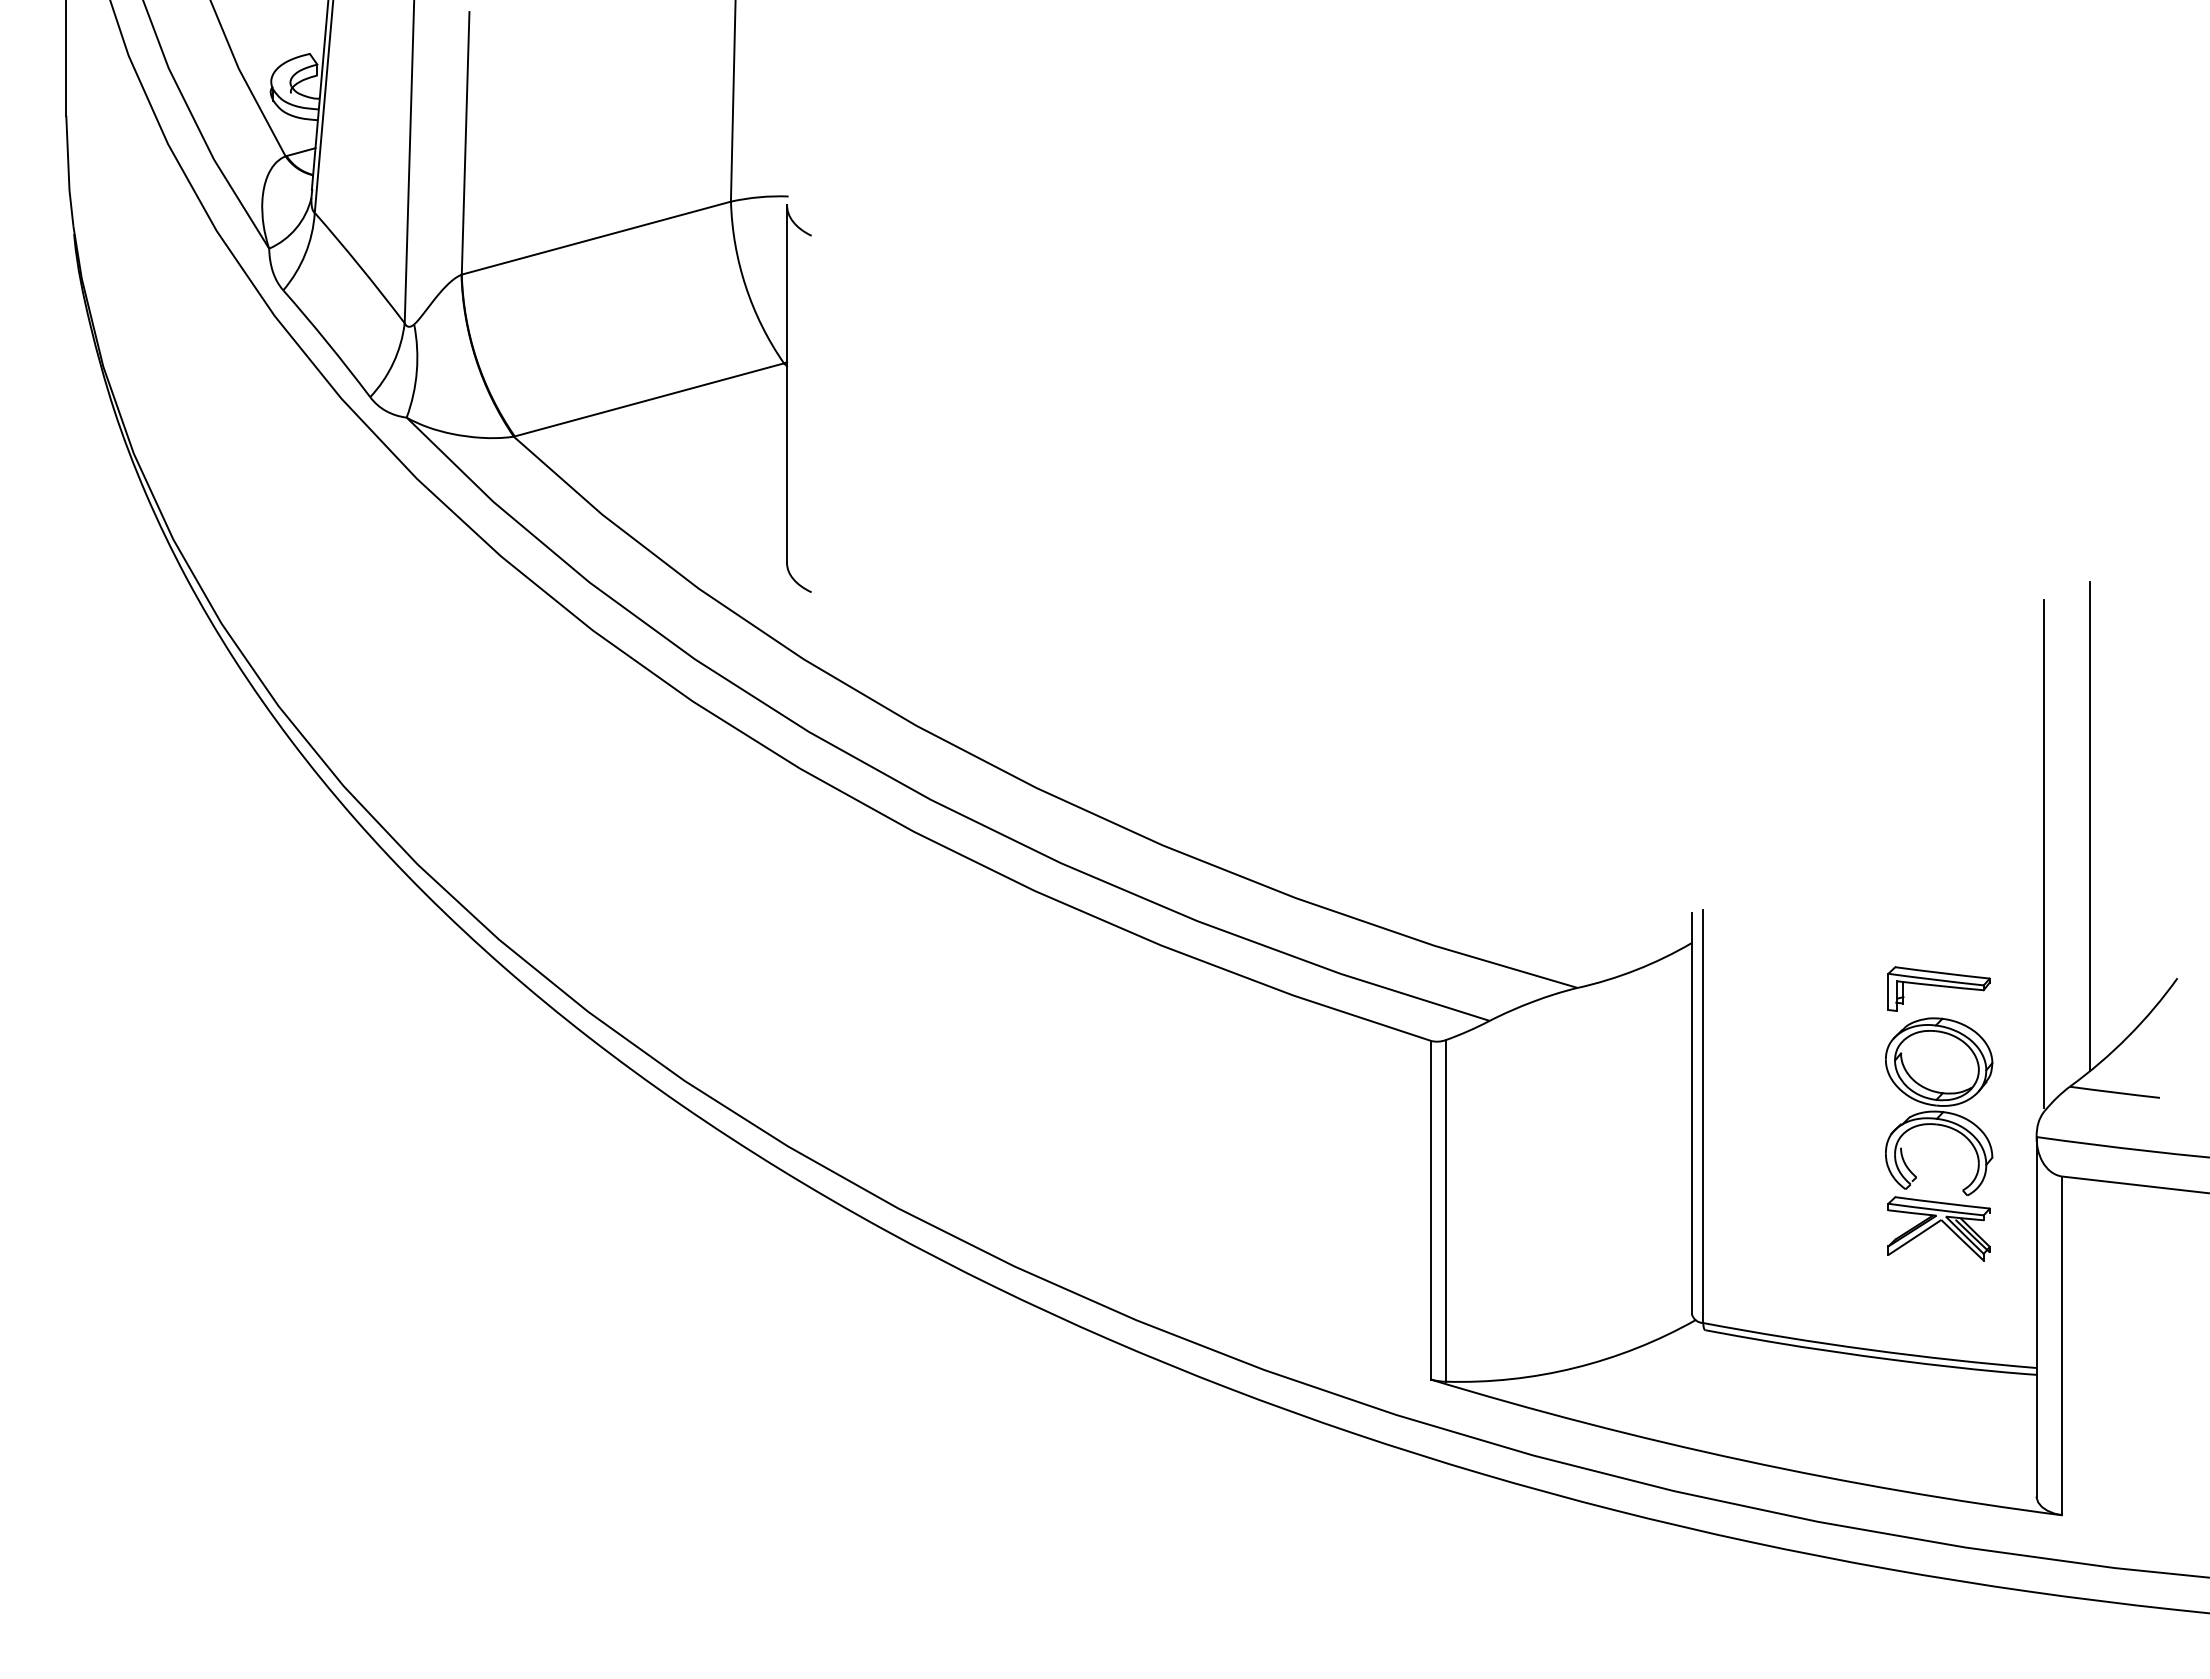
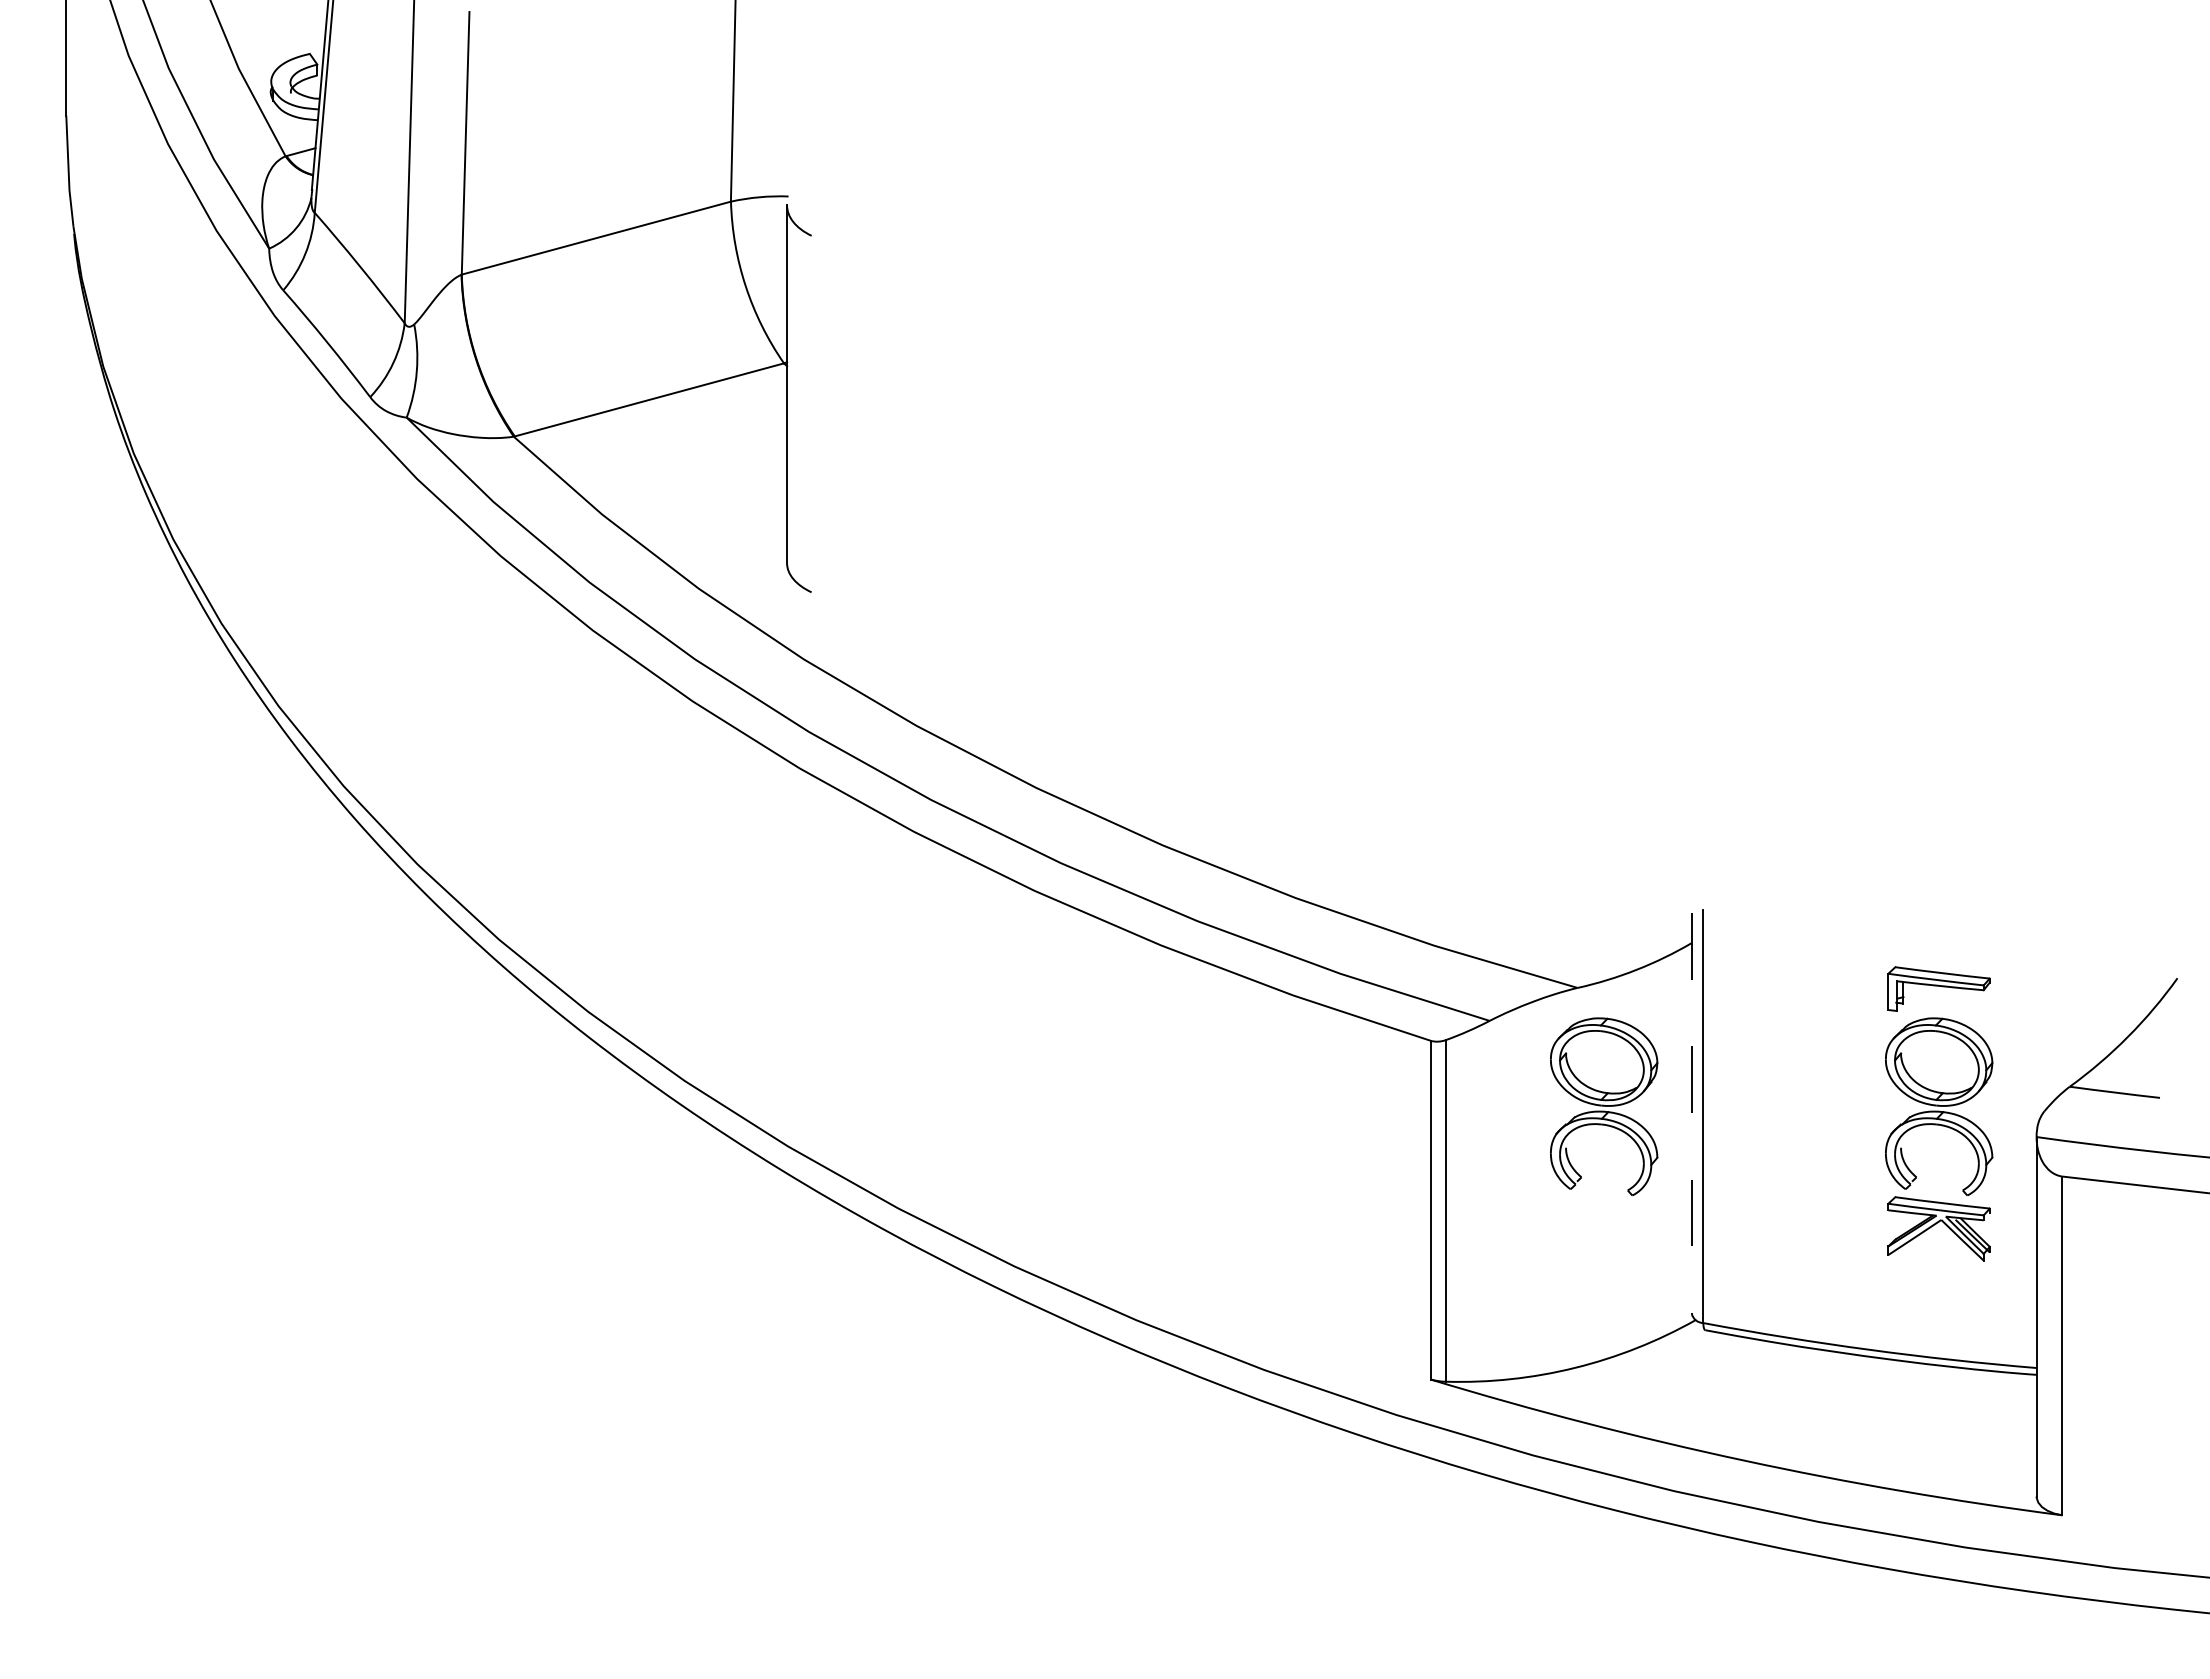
line: present -> none (2089, 826)
line: present -> none (2043, 854)
part: none -> present (1604, 1106)
line: solid -> dashed (1691, 1114)
